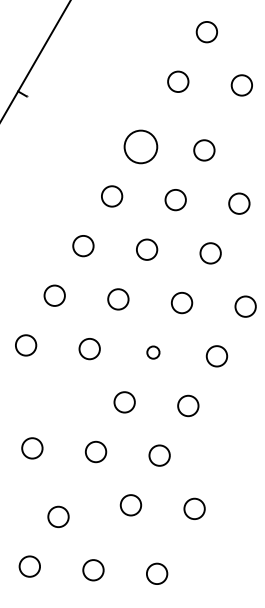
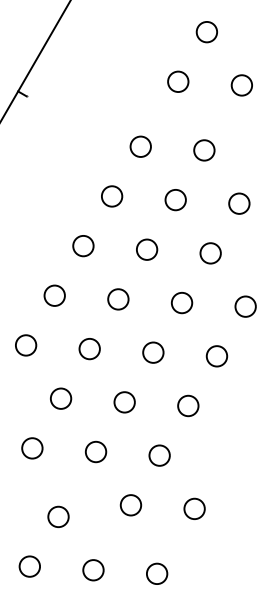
circle size: 36x36 px -> 23x23 px (140, 146)
circle size: 15x15 px -> 23x23 px (153, 352)
circle: none -> present (61, 398)
